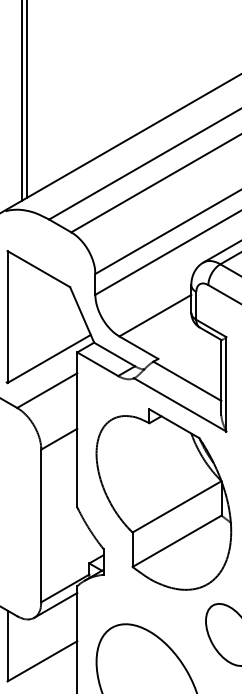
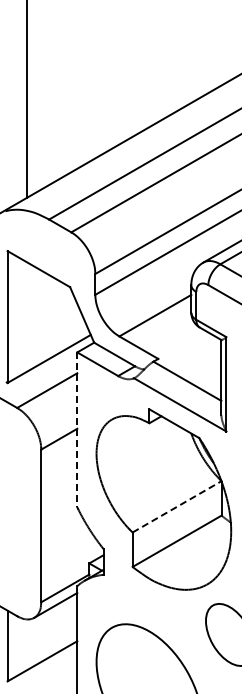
line: present -> none (21, 101)
line: solid -> dashed (77, 430)
line: solid -> dashed (177, 506)
